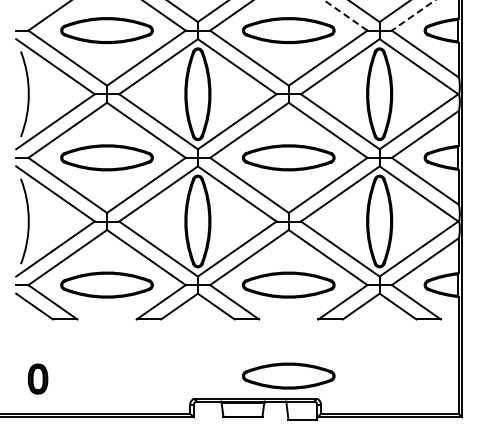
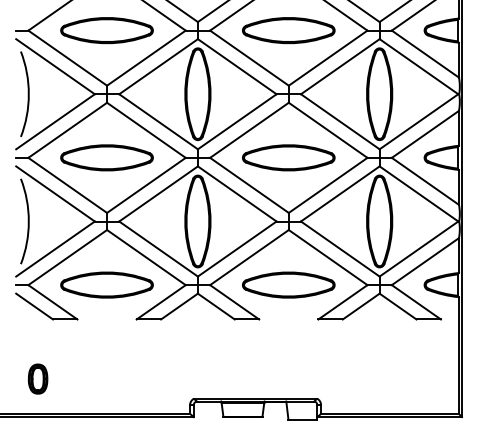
line: dashed -> solid (345, 15)
line: dashed -> solid (413, 15)
part: present -> none (288, 375)
